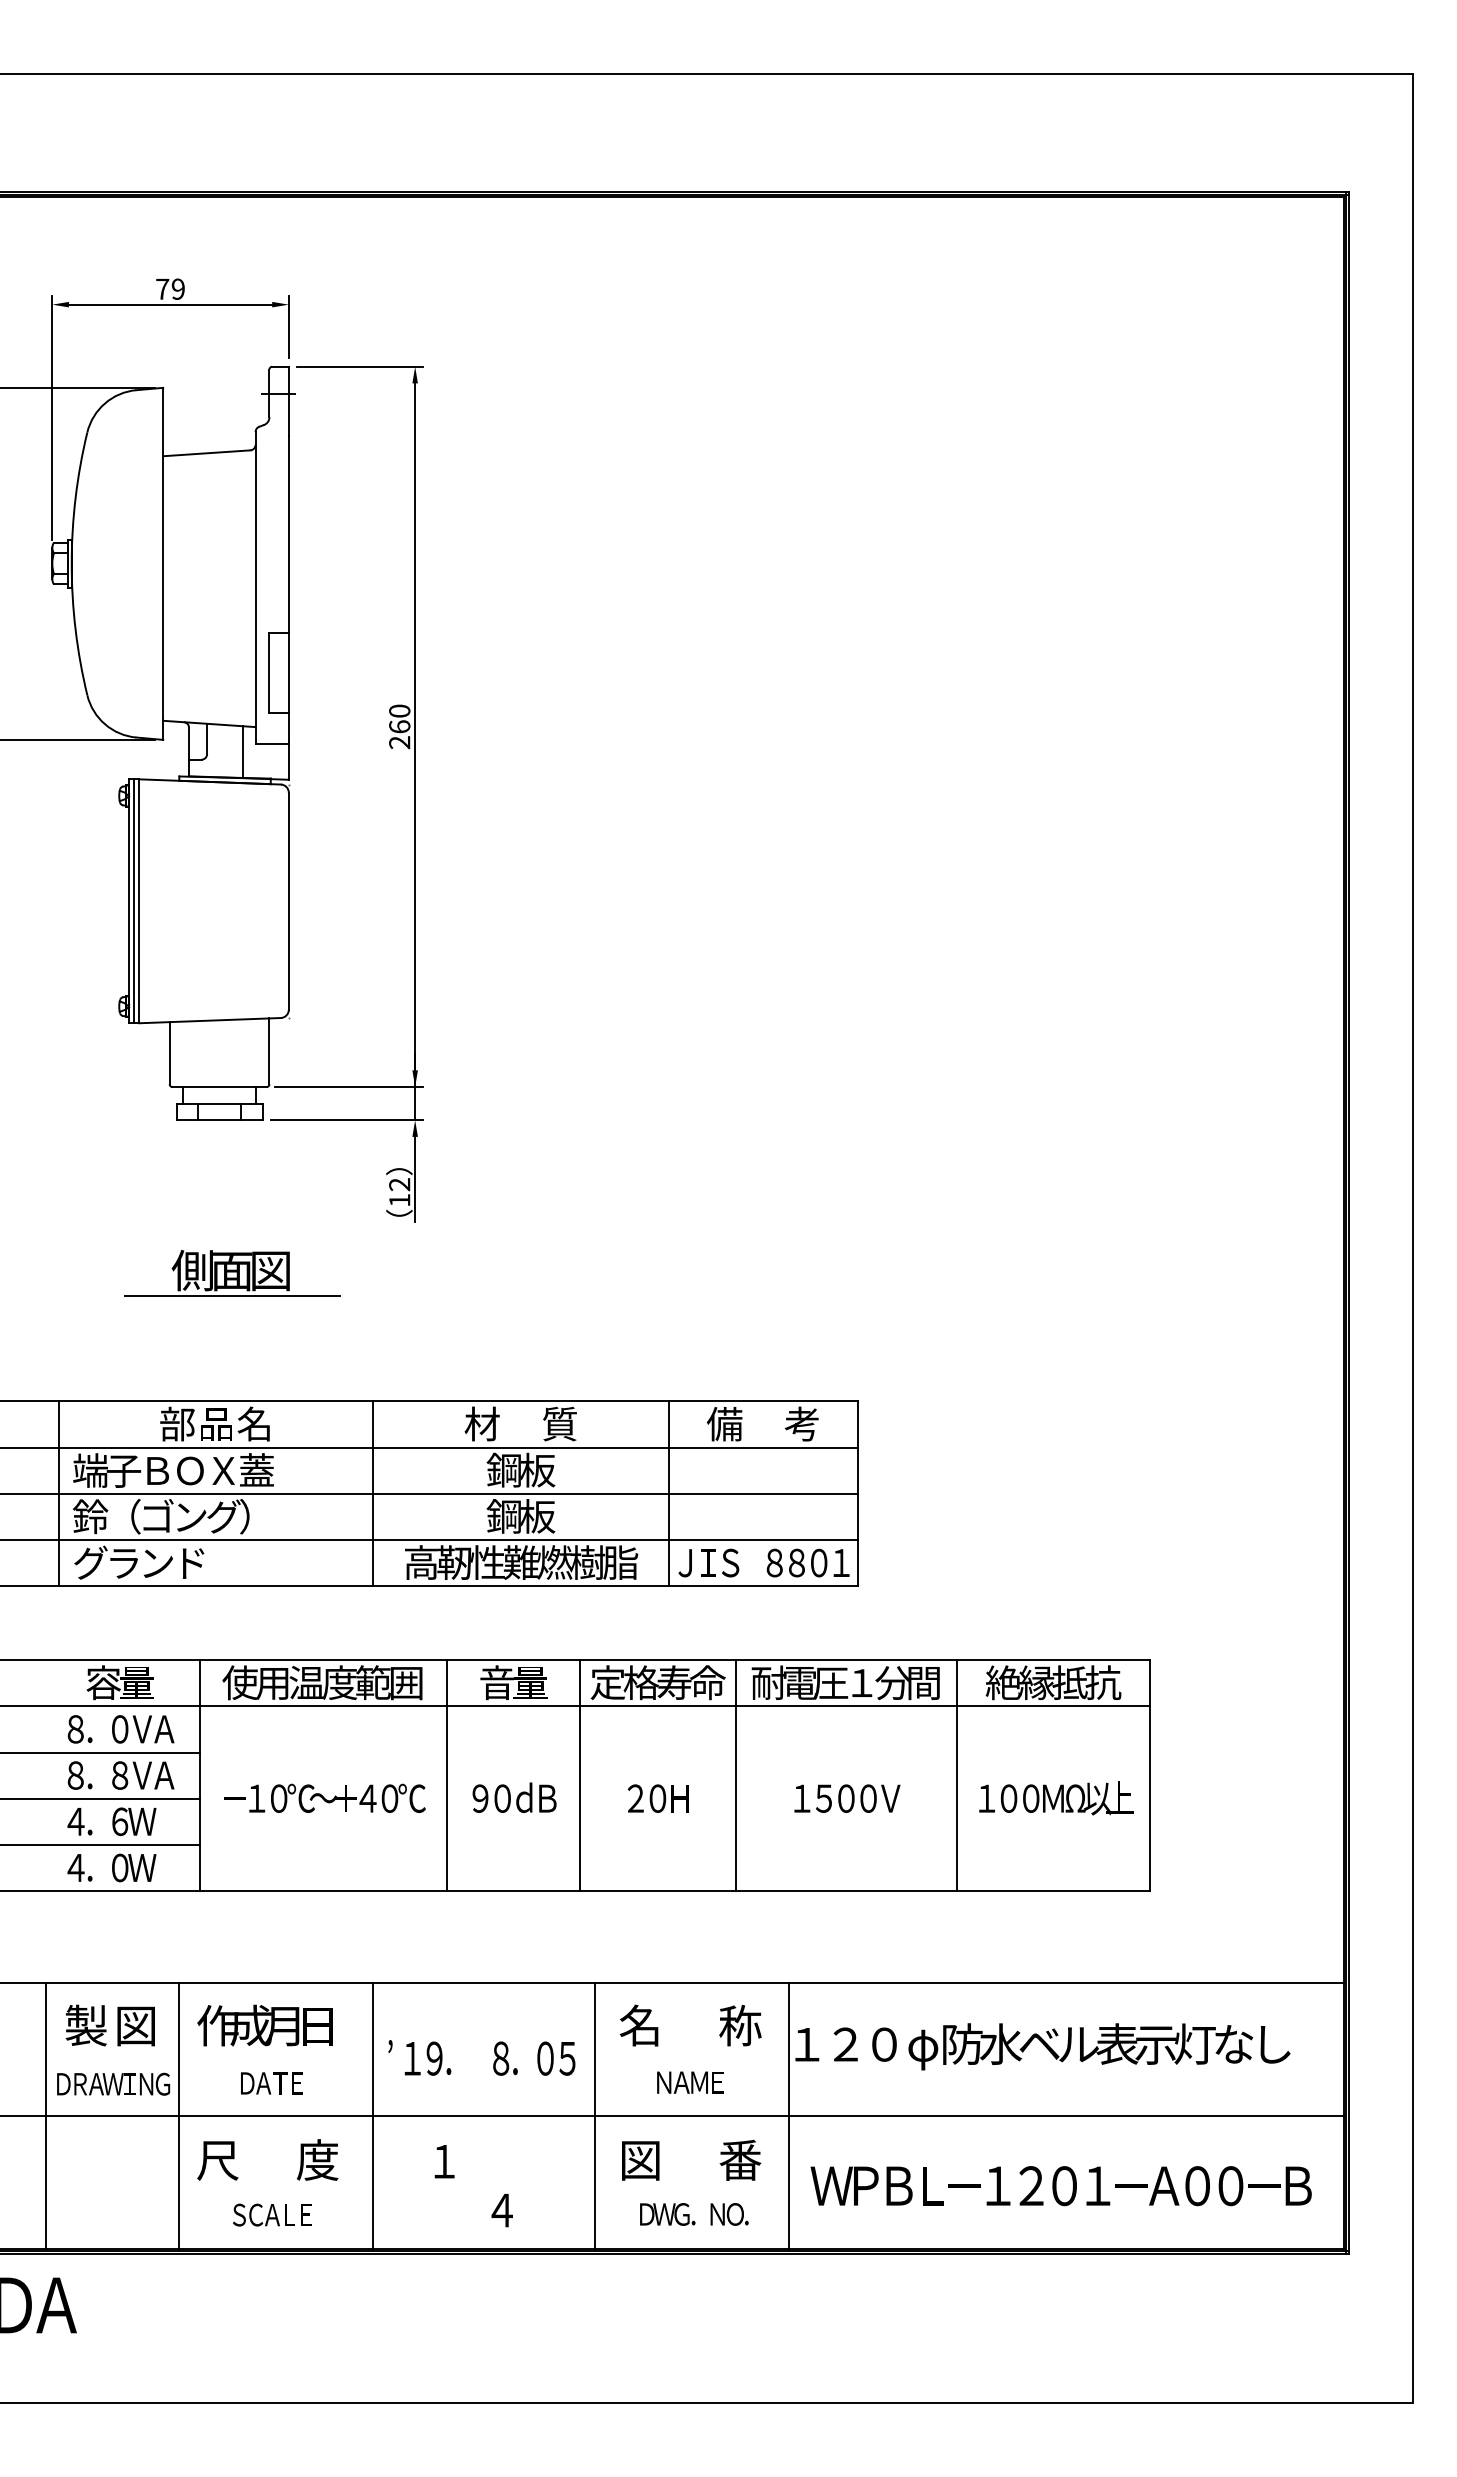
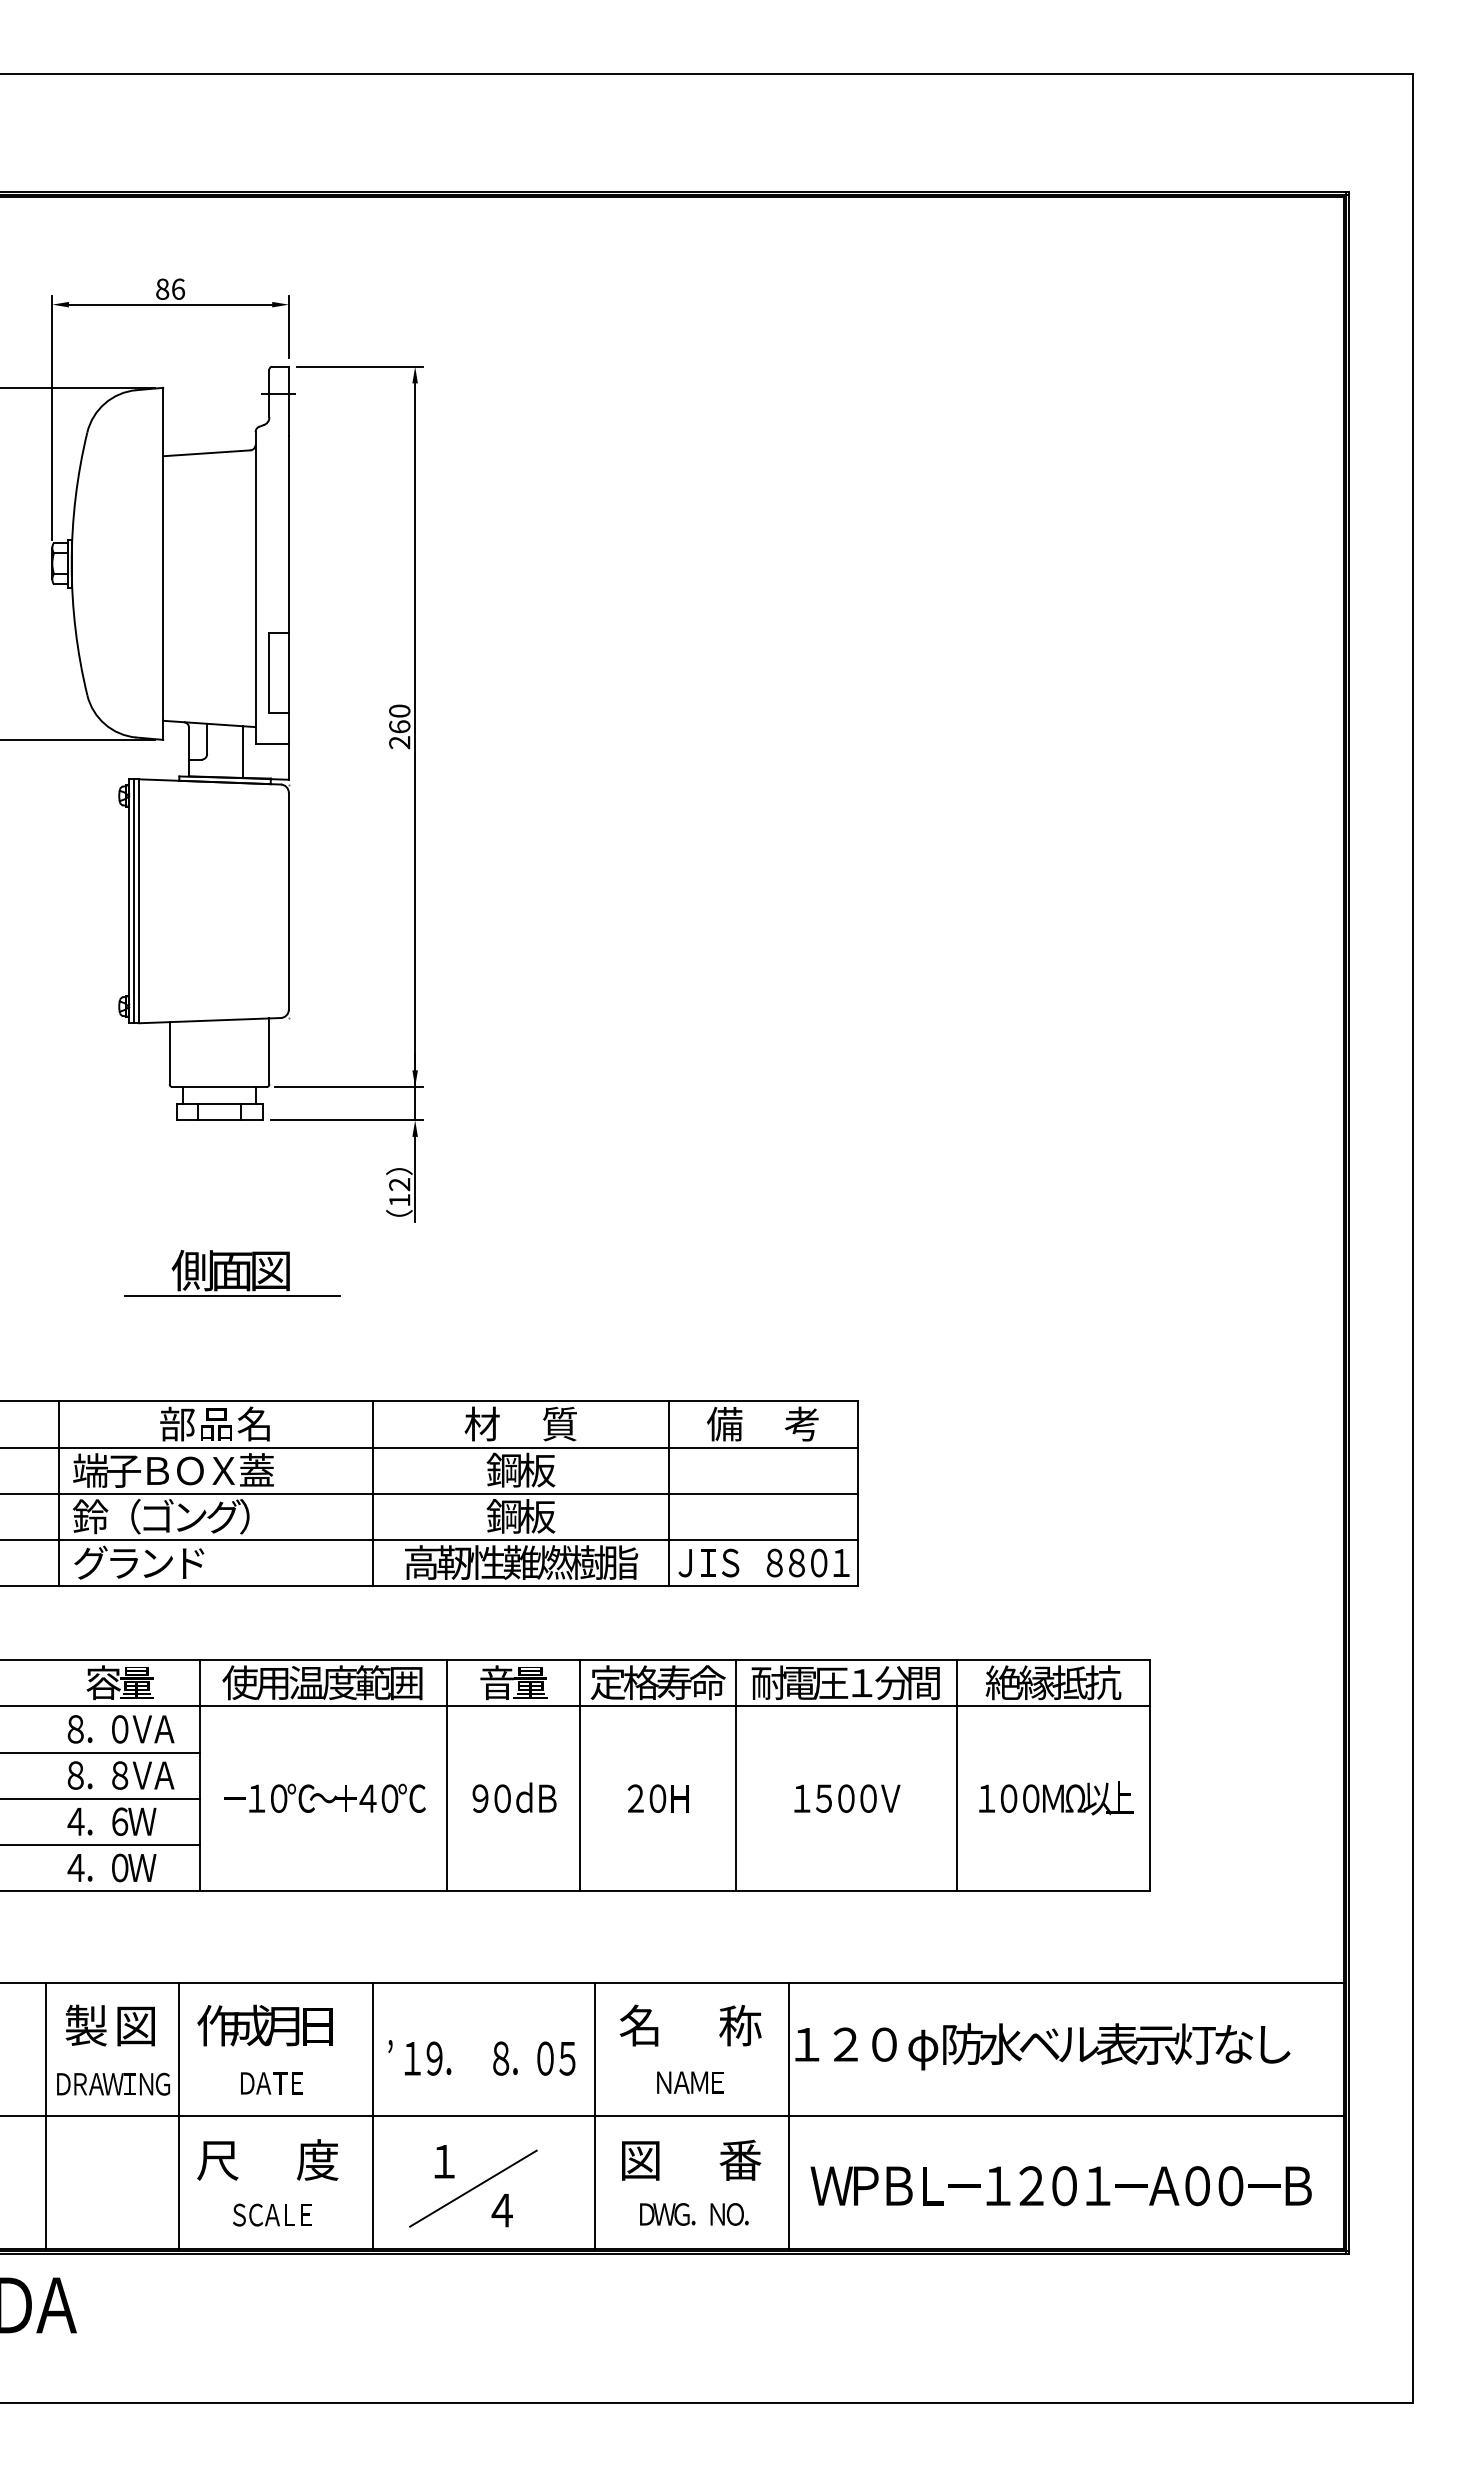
text: 79 -> 86 (170, 288)
line: none -> present (473, 2188)
